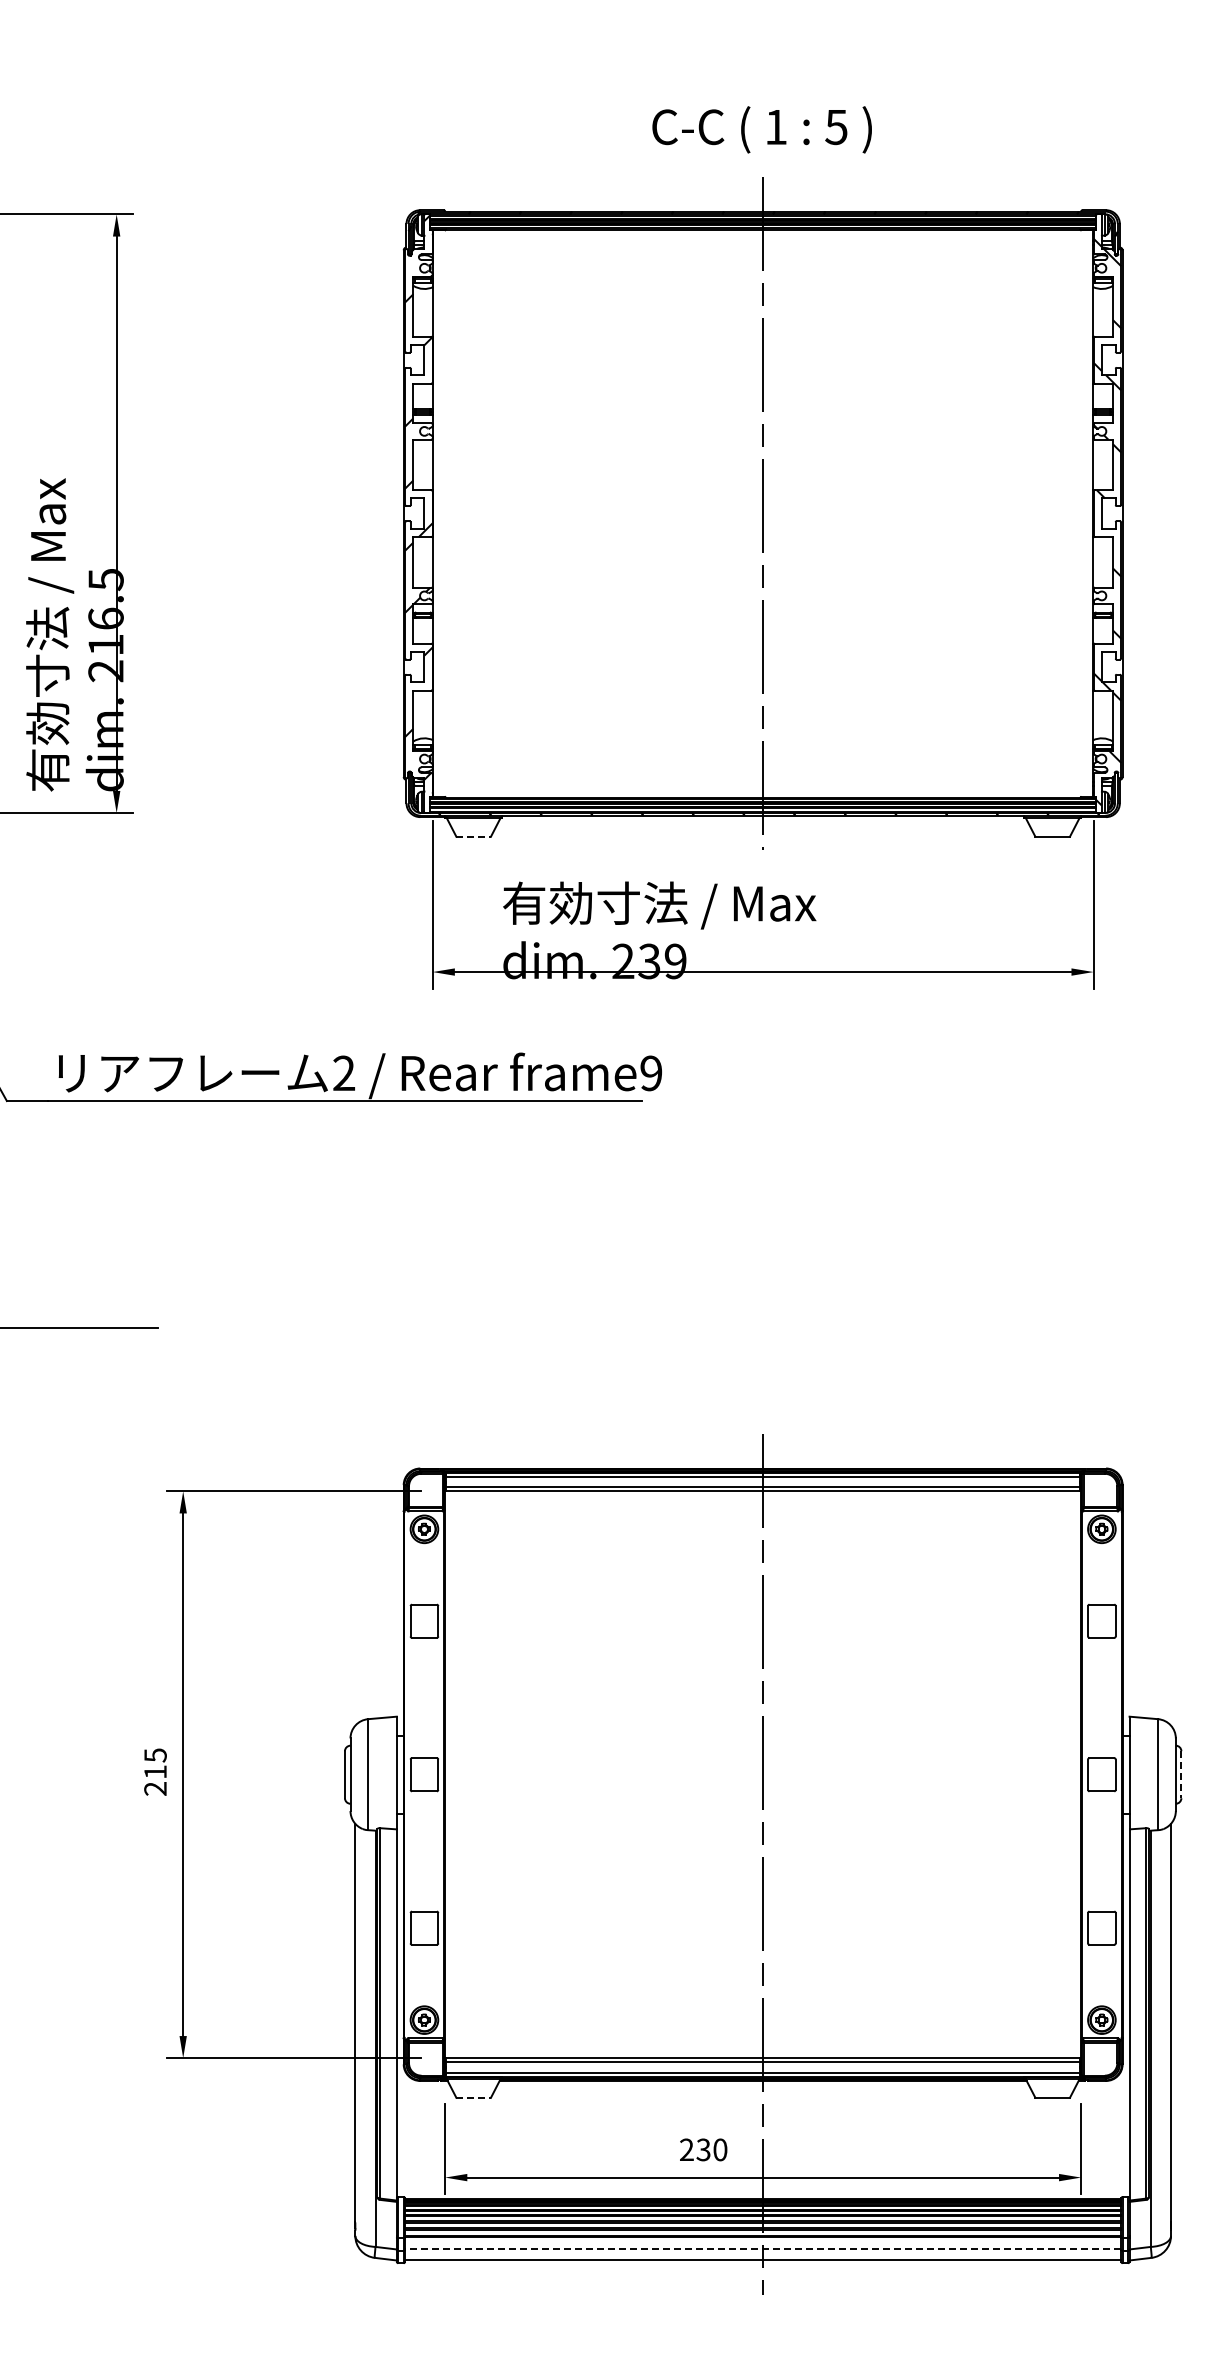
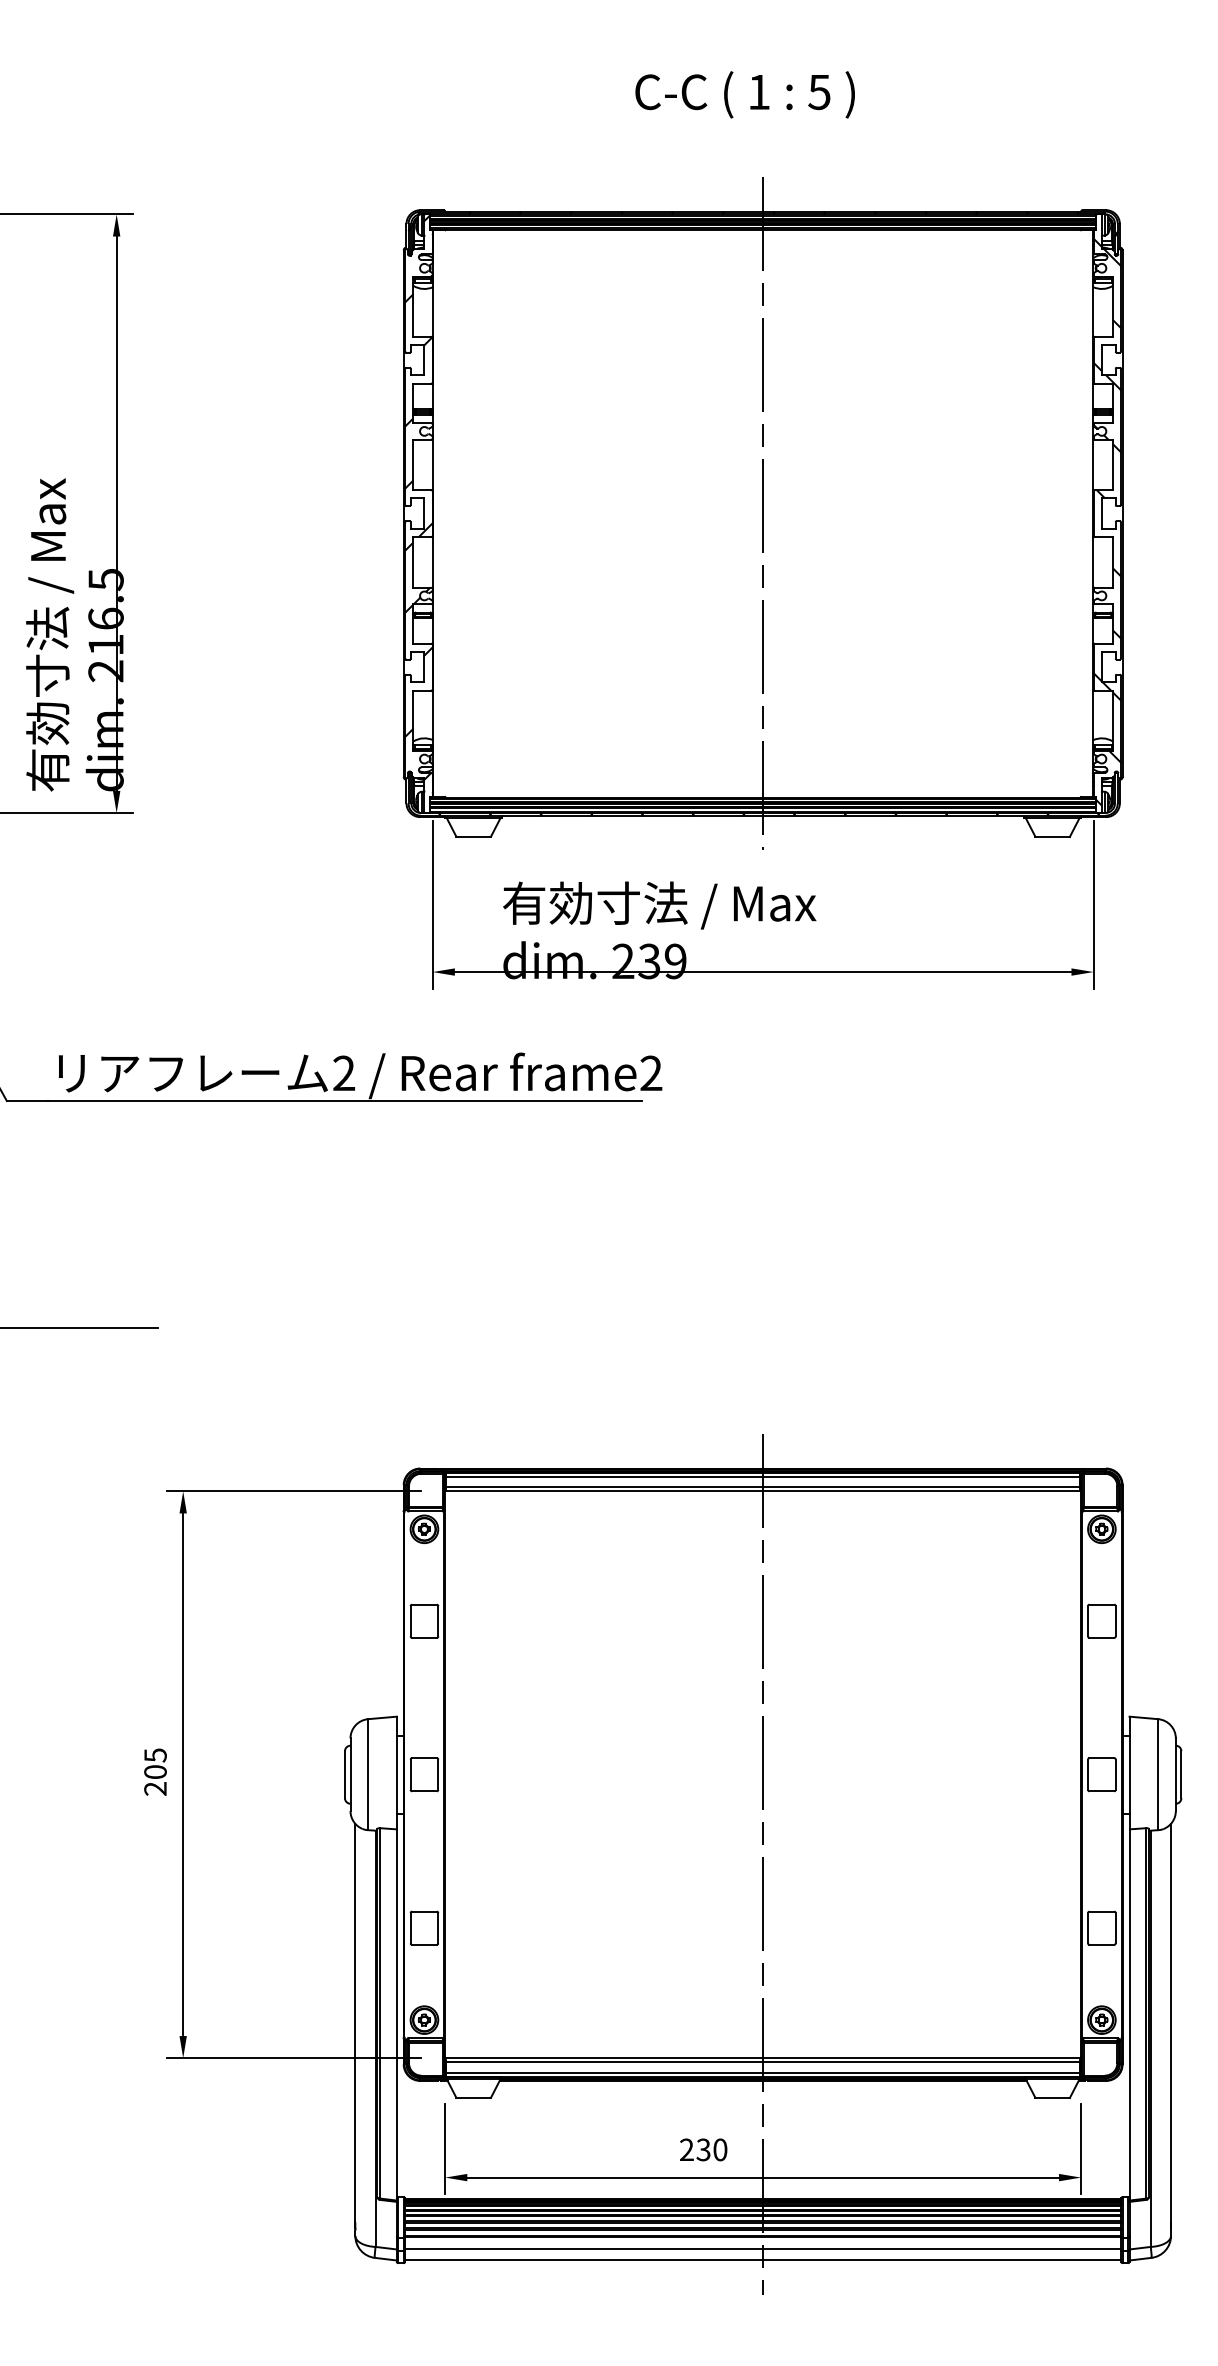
text position: (761, 129) -> (744, 94) (744, 94)
line: dashed -> solid (474, 836)
text: frame9 -> frame2 (651, 1073)
text: 215 -> 205 (155, 1771)
line: dashed -> solid (1181, 1774)
line: dashed -> solid (474, 2097)
line: dashed -> solid (762, 2249)
